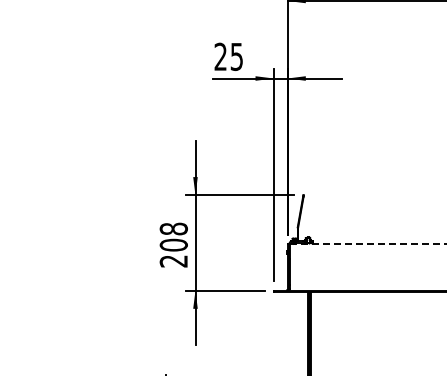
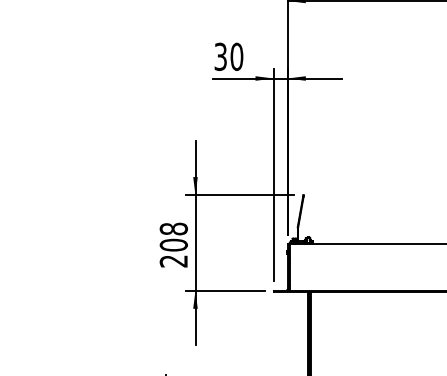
text: 25 -> 30 (228, 56)
line: dashed -> solid (368, 244)
